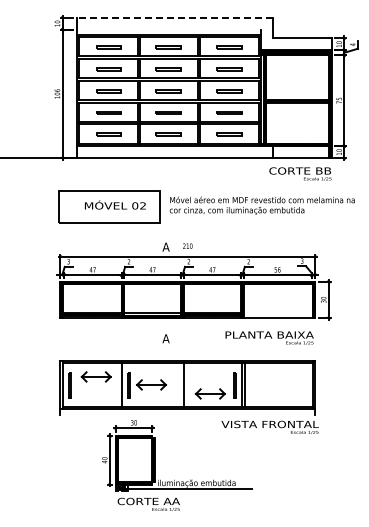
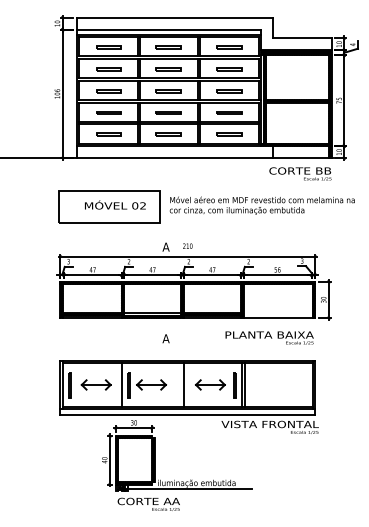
line: dashed -> solid (174, 17)
line: none -> present (168, 29)
part position: (95, 376) -> (95, 384) (95, 384)
part position: (210, 393) -> (210, 384) (210, 384)
line: none -> present (187, 415)
